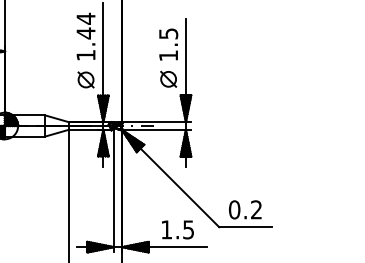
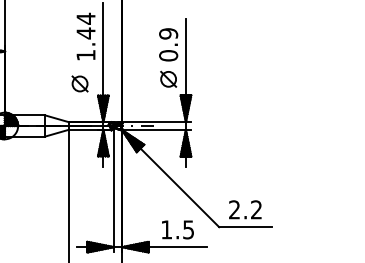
text: 1.5 -> 0.9 (168, 44)
part position: (85, 79) -> (79, 83) (79, 83)
text: 0.2 -> 2.2 (234, 209)
